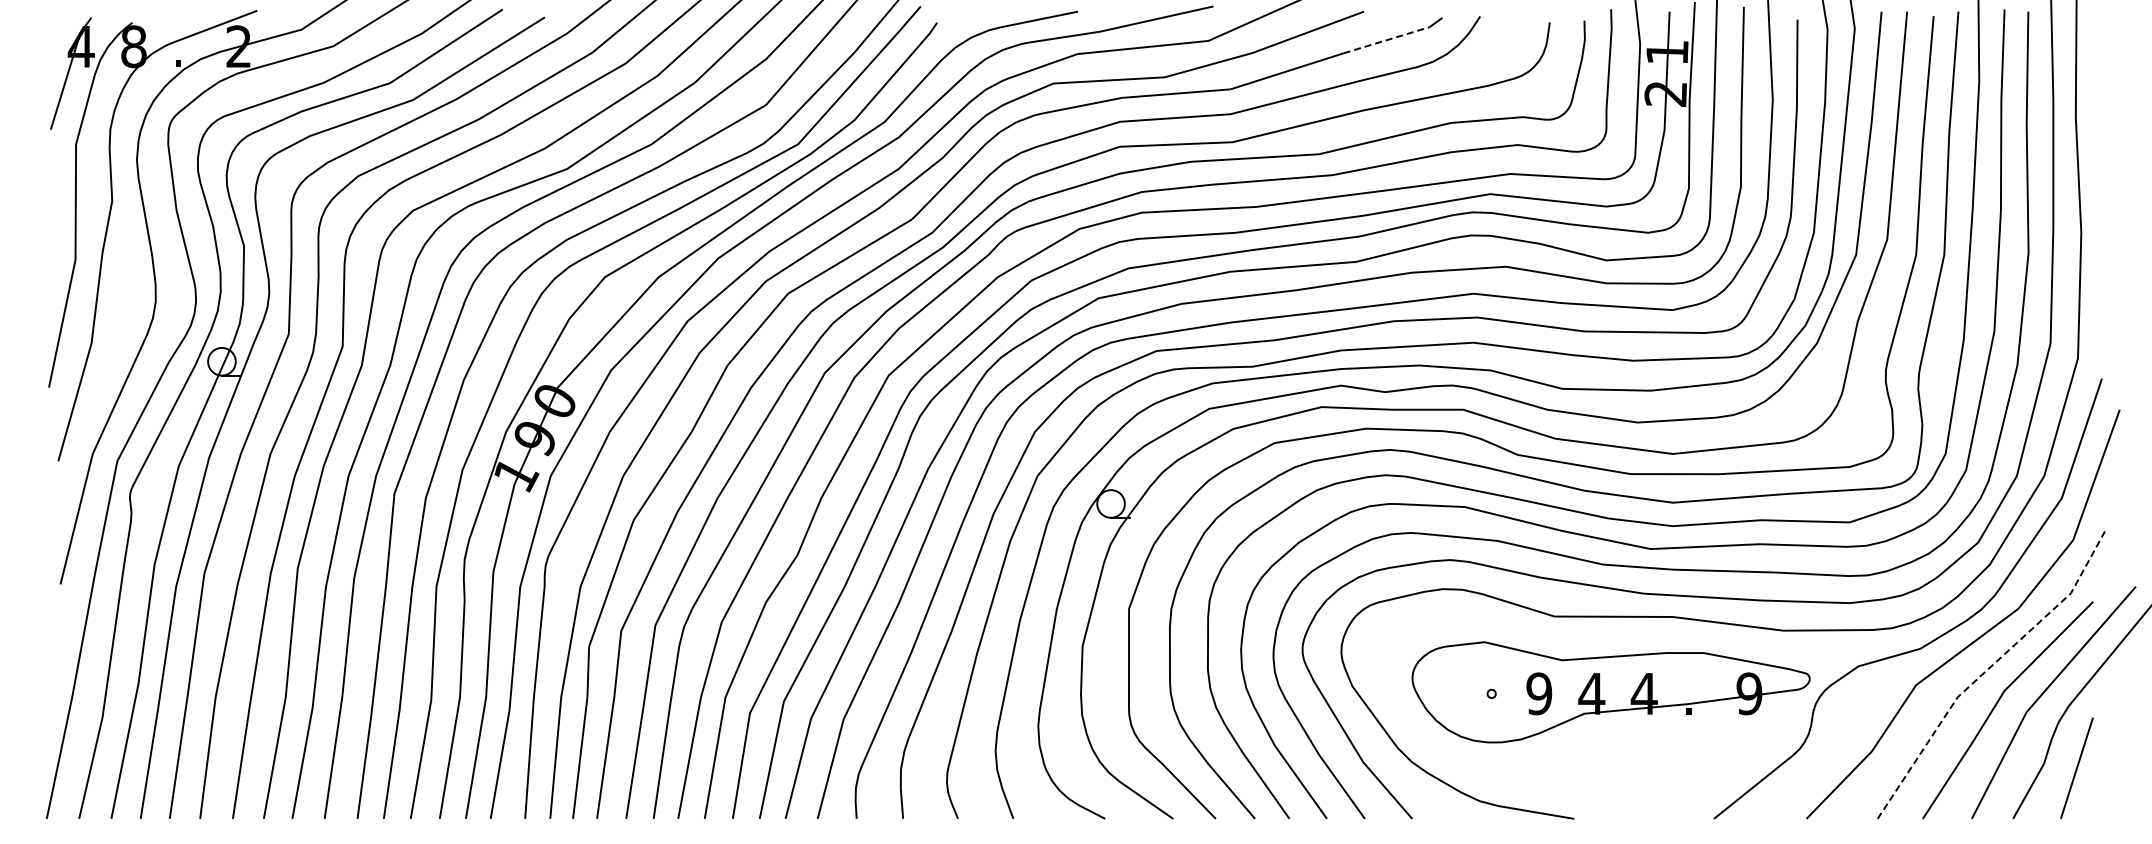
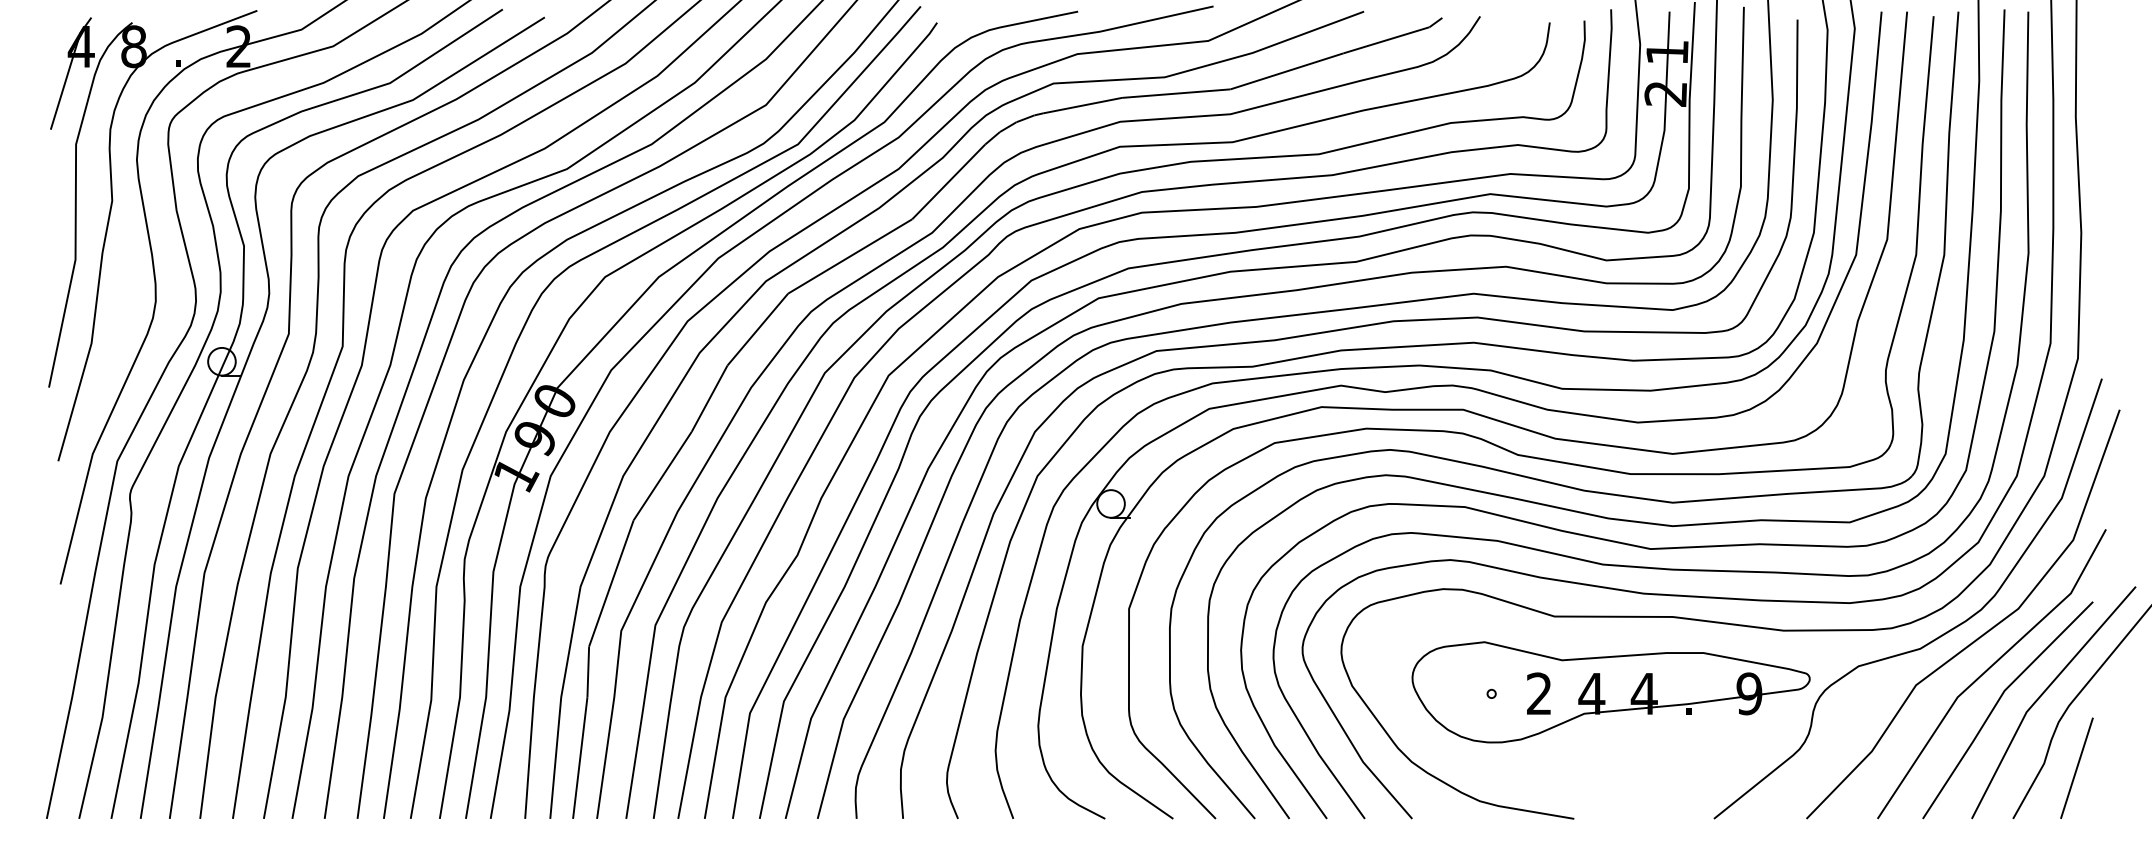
line: dashed -> solid (1386, 40)
line: dashed -> solid (1987, 669)
text: 9 -> 2 (1539, 693)
